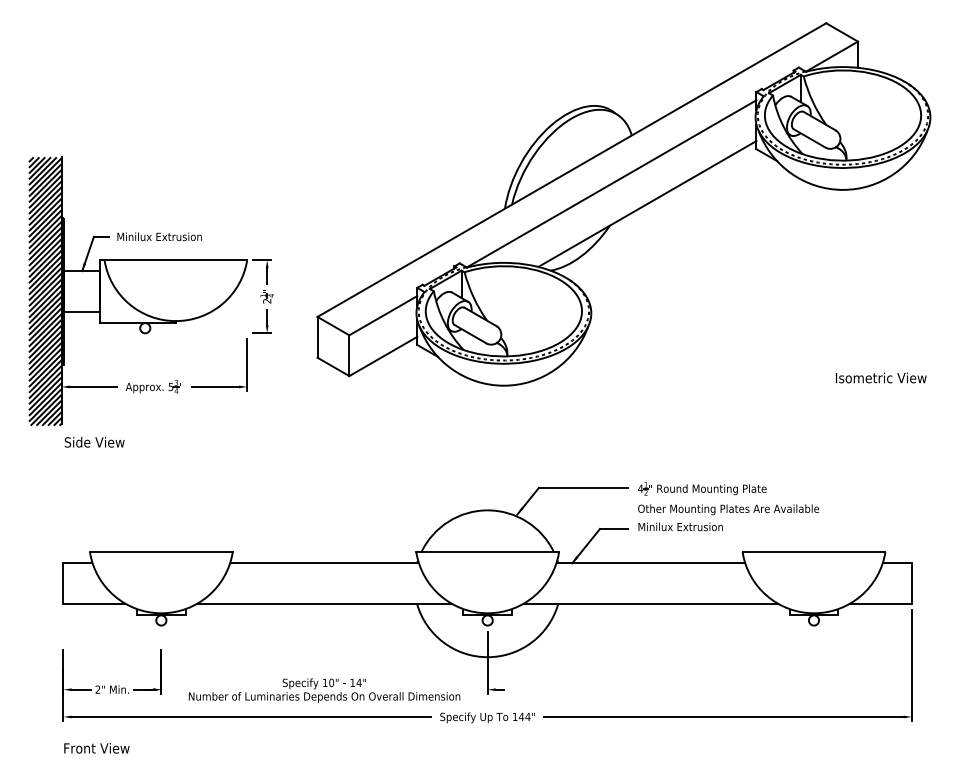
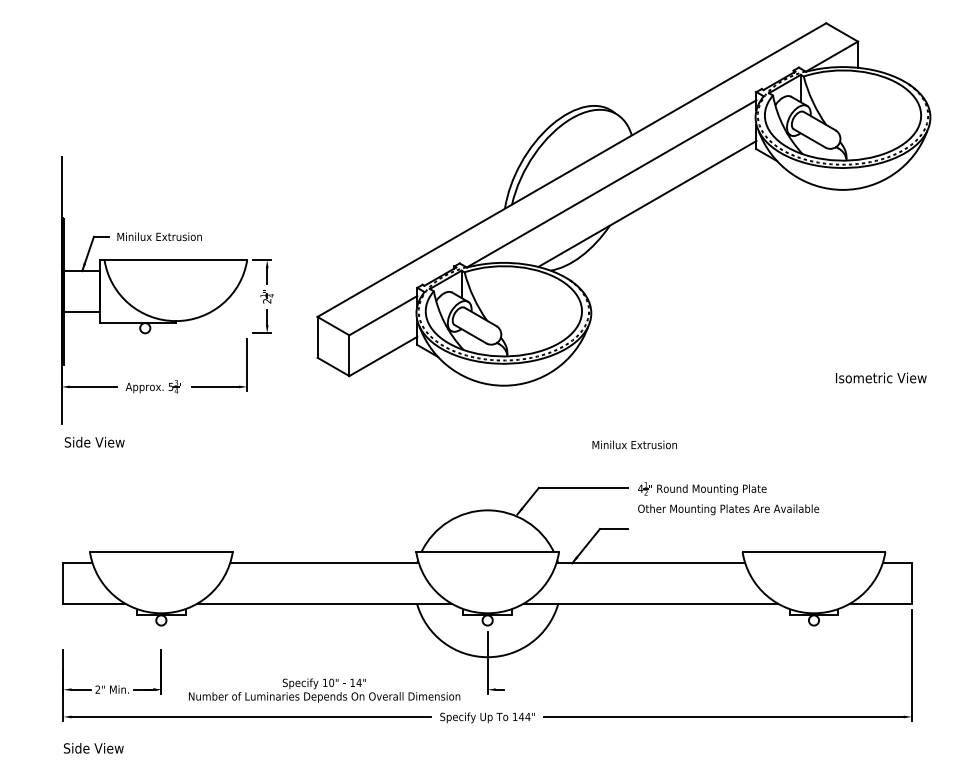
hatch: present -> none (45, 291)
text position: (680, 526) -> (634, 444) (634, 444)
text: Front View -> Side View (96, 748)
